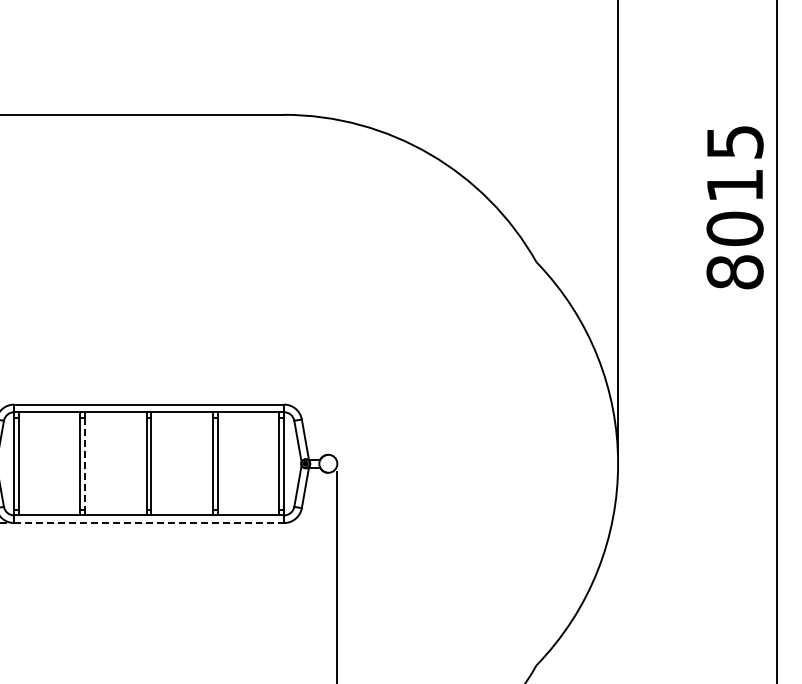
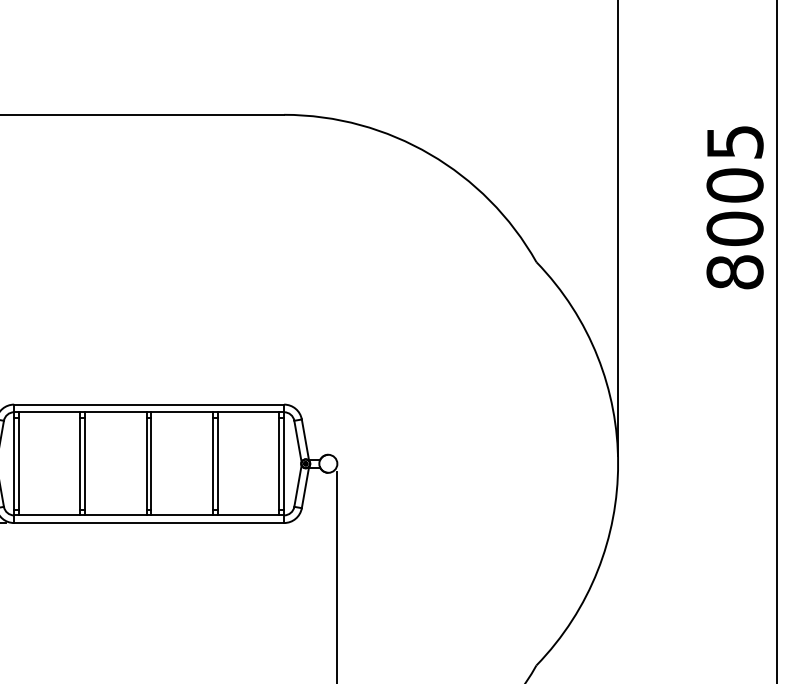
text: 8015 -> 8005 (734, 185)
line: dashed -> solid (85, 463)
line: dashed -> solid (149, 523)
